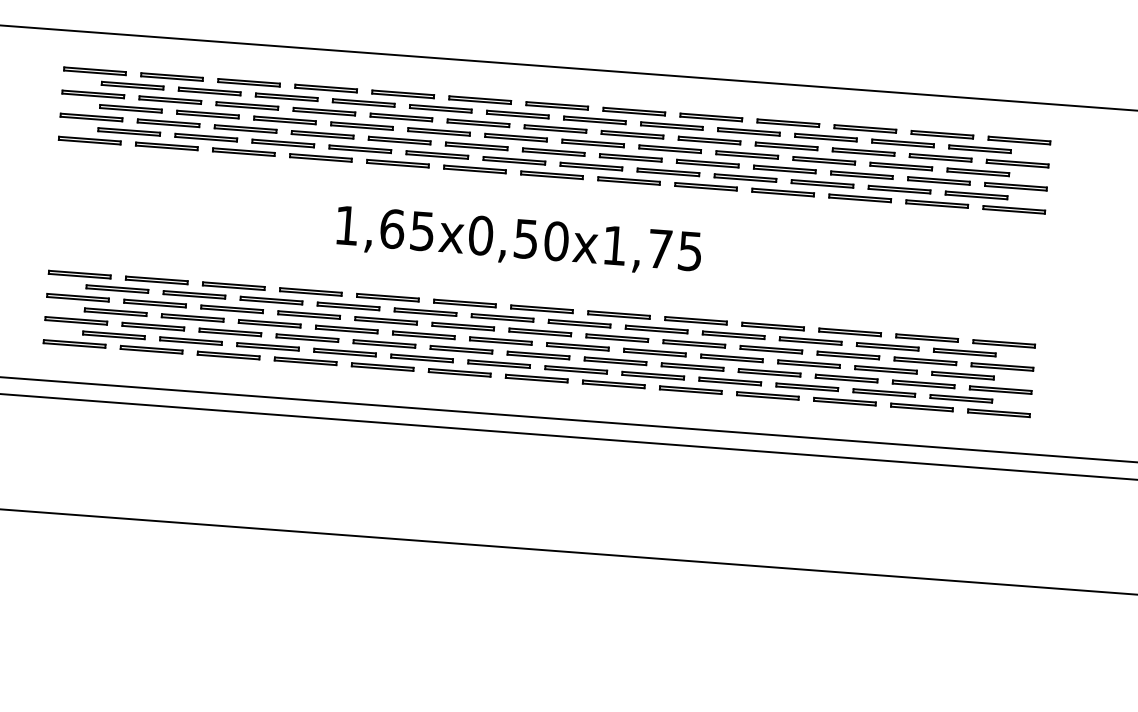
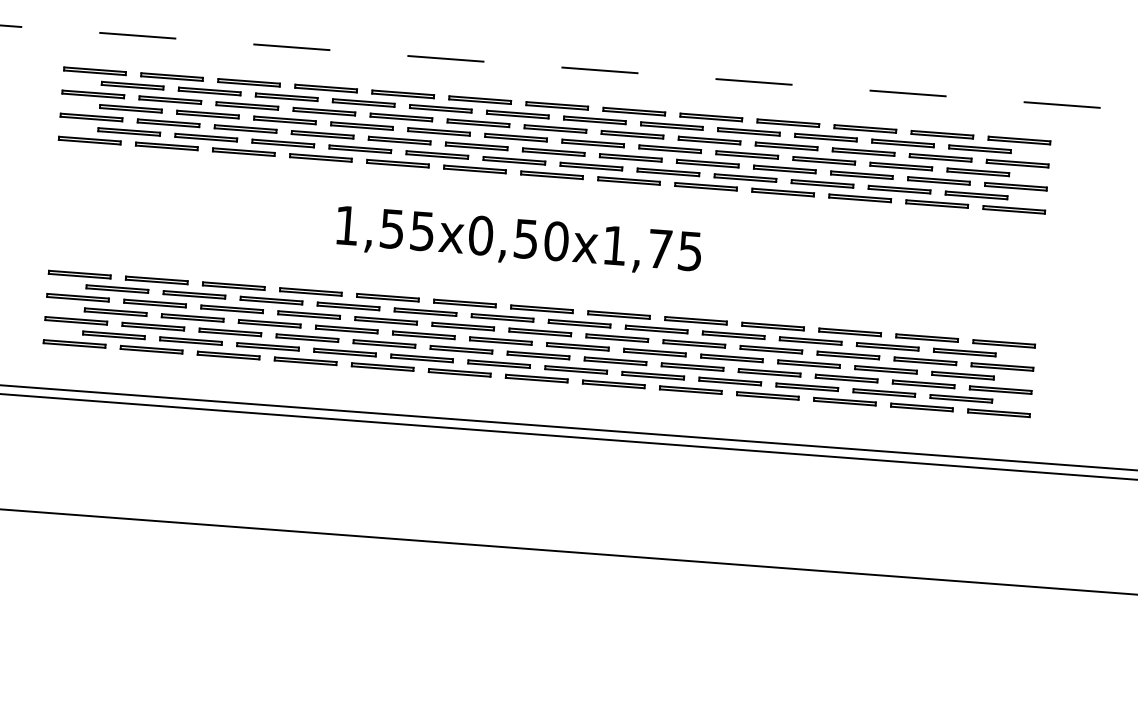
line: solid -> dashed (569, 68)
text: 1,65x0,50x1,75 -> 1,55x0,50x1,75 (391, 228)
line position: (568, 419) -> (568, 427) (568, 427)
